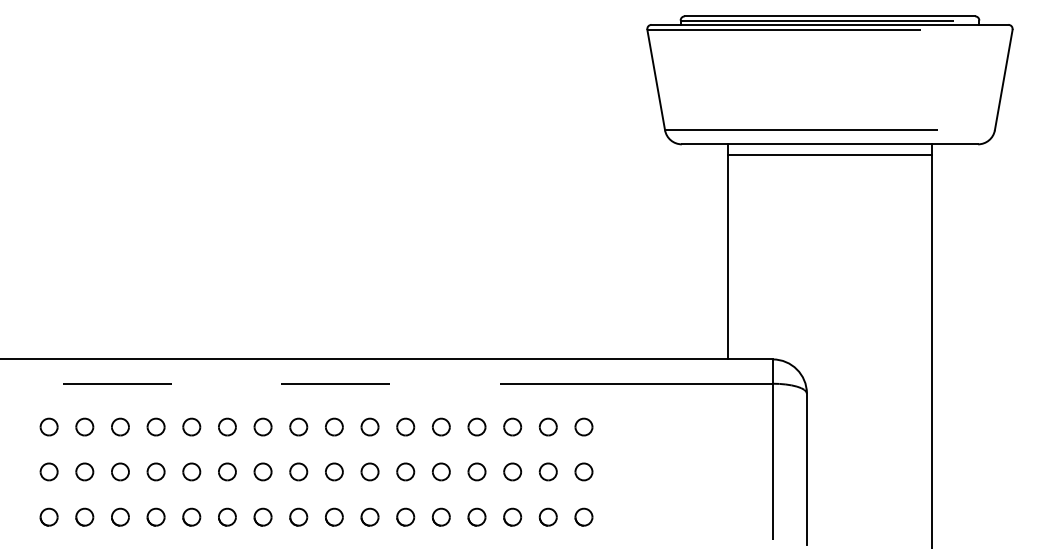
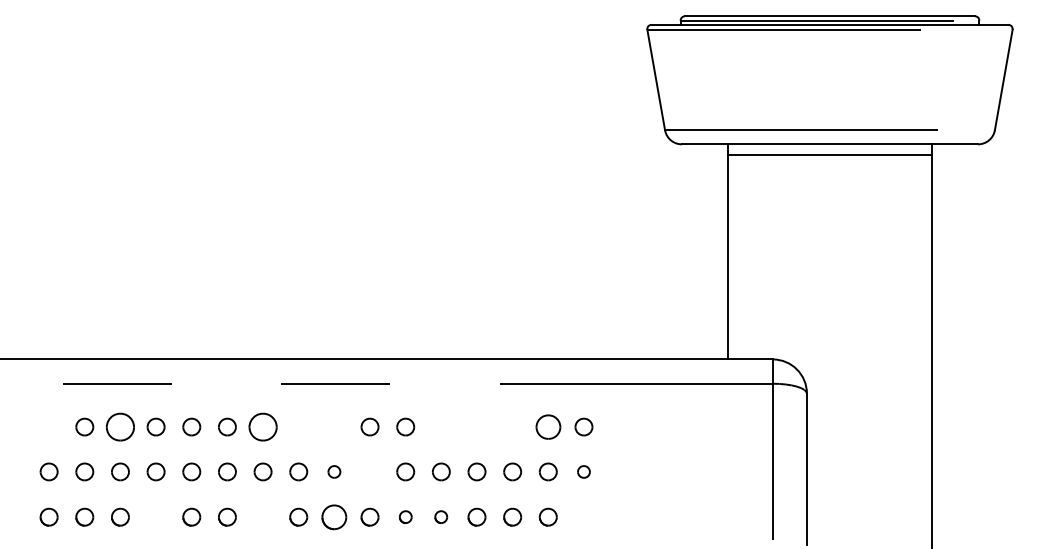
part: present -> none (48, 426)
part size: 19x20 px -> 30x30 px (119, 426)
part size: 20x20 px -> 30x30 px (262, 426)
part: present -> none (298, 426)
part: present -> none (334, 426)
part: present -> none (441, 426)
part: present -> none (476, 426)
part: present -> none (512, 426)
part size: 20x20 px -> 27x26 px (548, 426)
part size: 19x20 px -> 15x14 px (334, 471)
part: present -> none (369, 471)
part size: 20x20 px -> 14x14 px (583, 471)
part: present -> none (155, 516)
part: present -> none (262, 516)
part size: 19x20 px -> 27x27 px (334, 517)
part size: 20x20 px -> 15x14 px (405, 516)
part size: 20x20 px -> 15x14 px (441, 516)
part: present -> none (583, 516)
